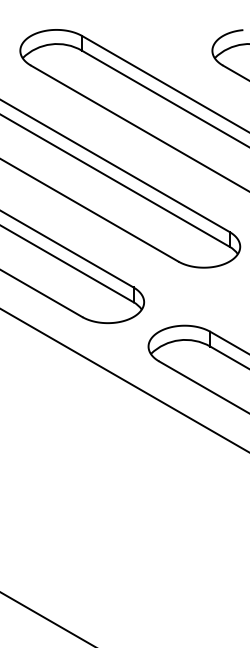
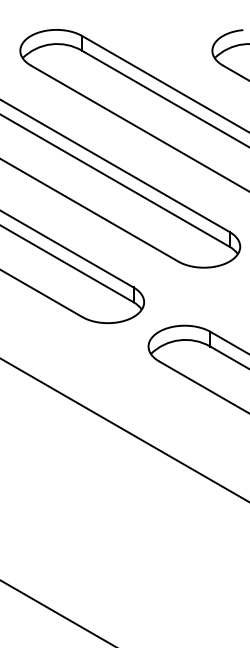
line position: (124, 380) -> (124, 429) (124, 429)
line position: (46, 618) -> (57, 612) (57, 612)
